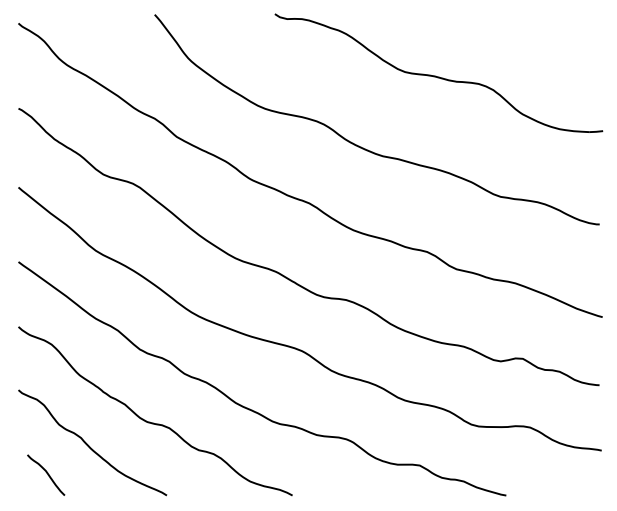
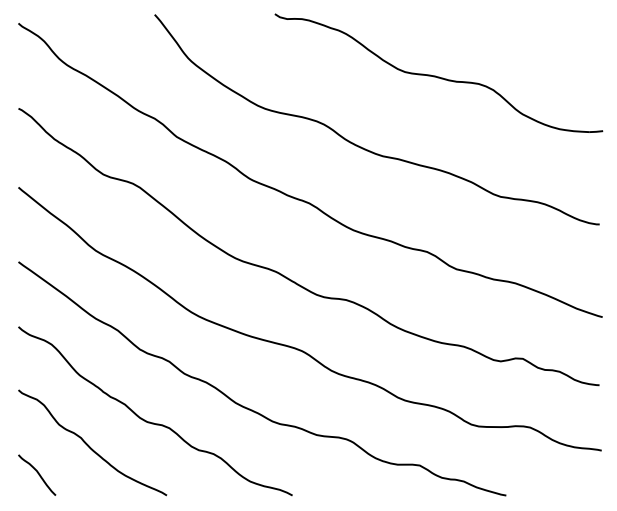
curve position: (46, 473) -> (37, 473) (37, 473)
